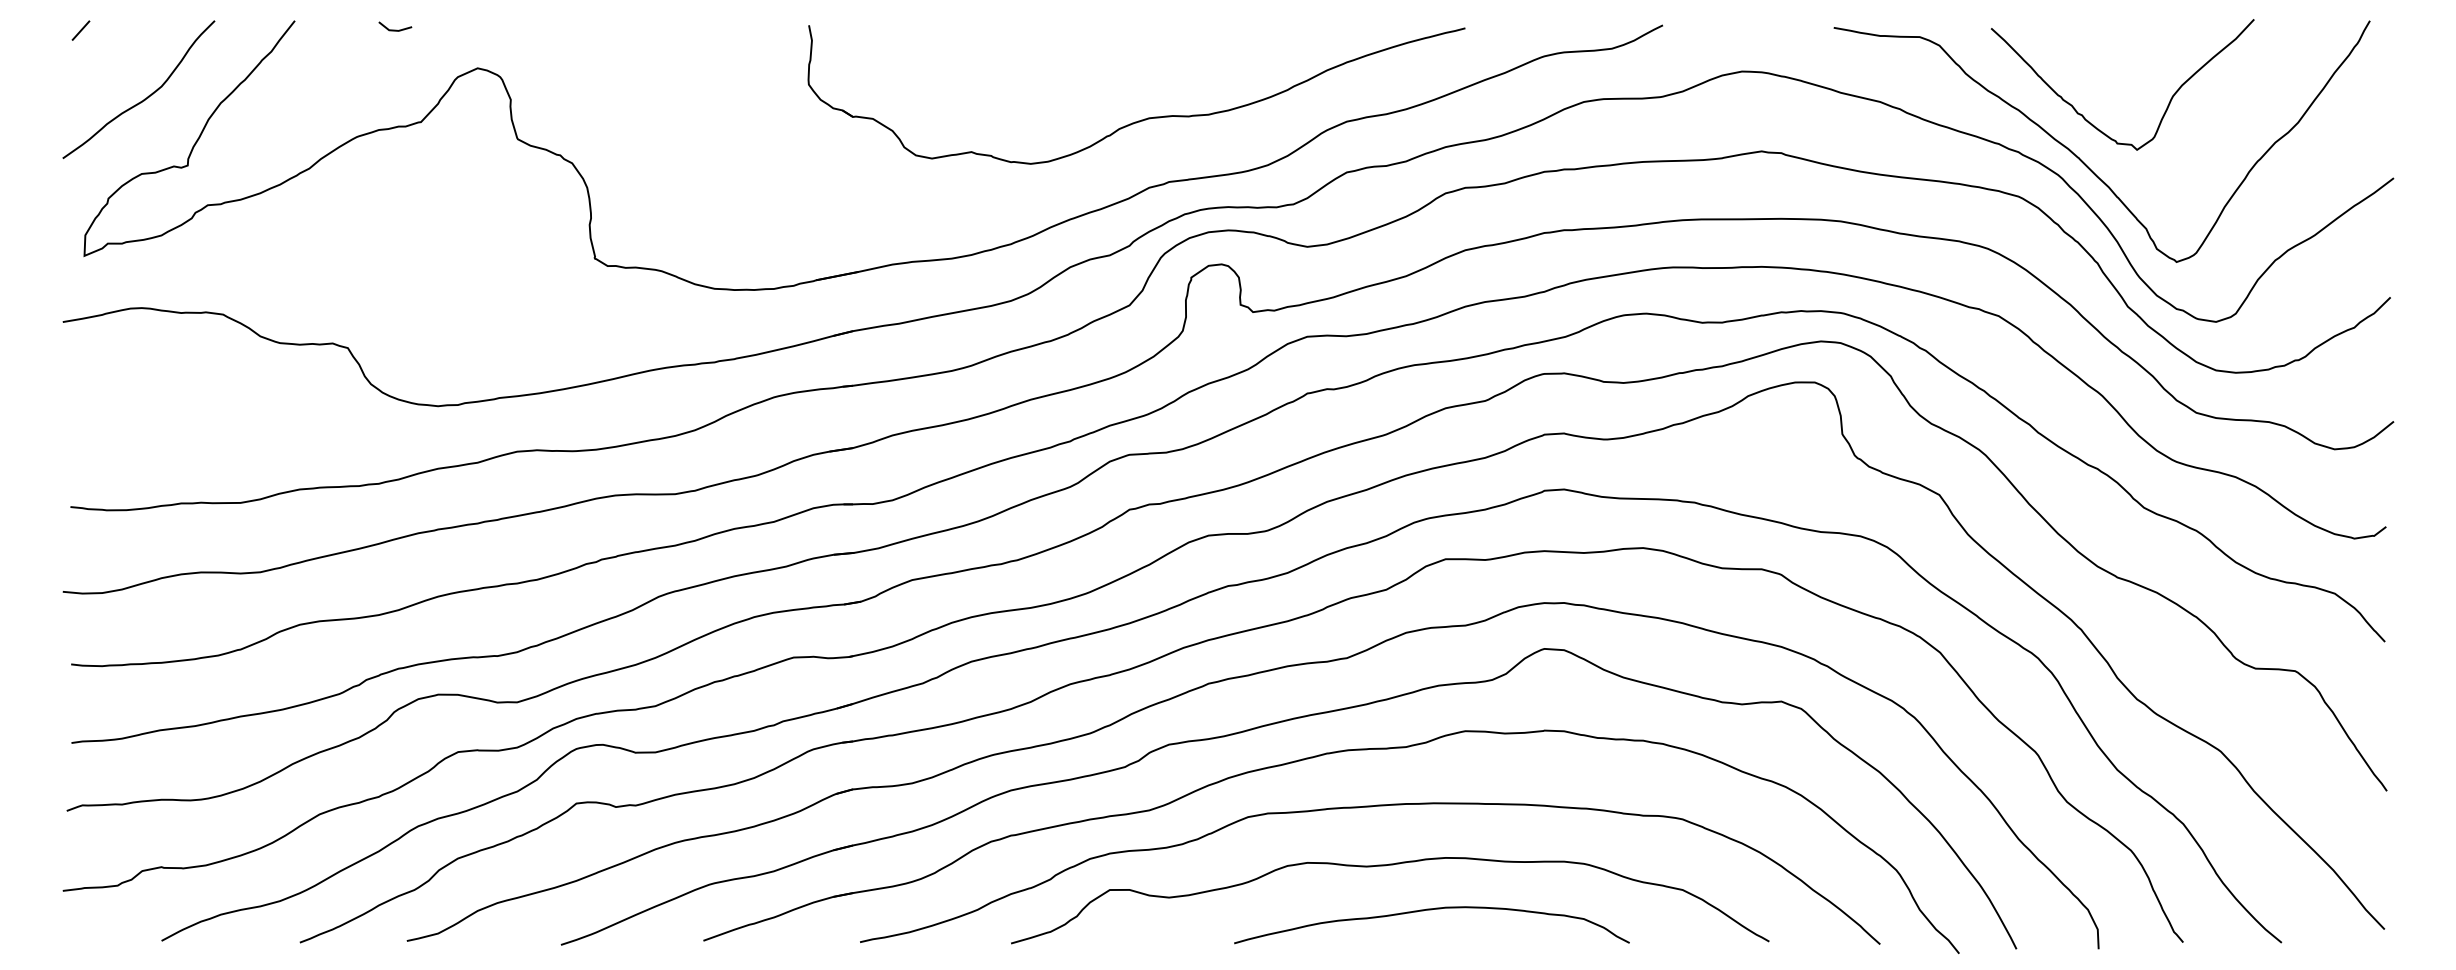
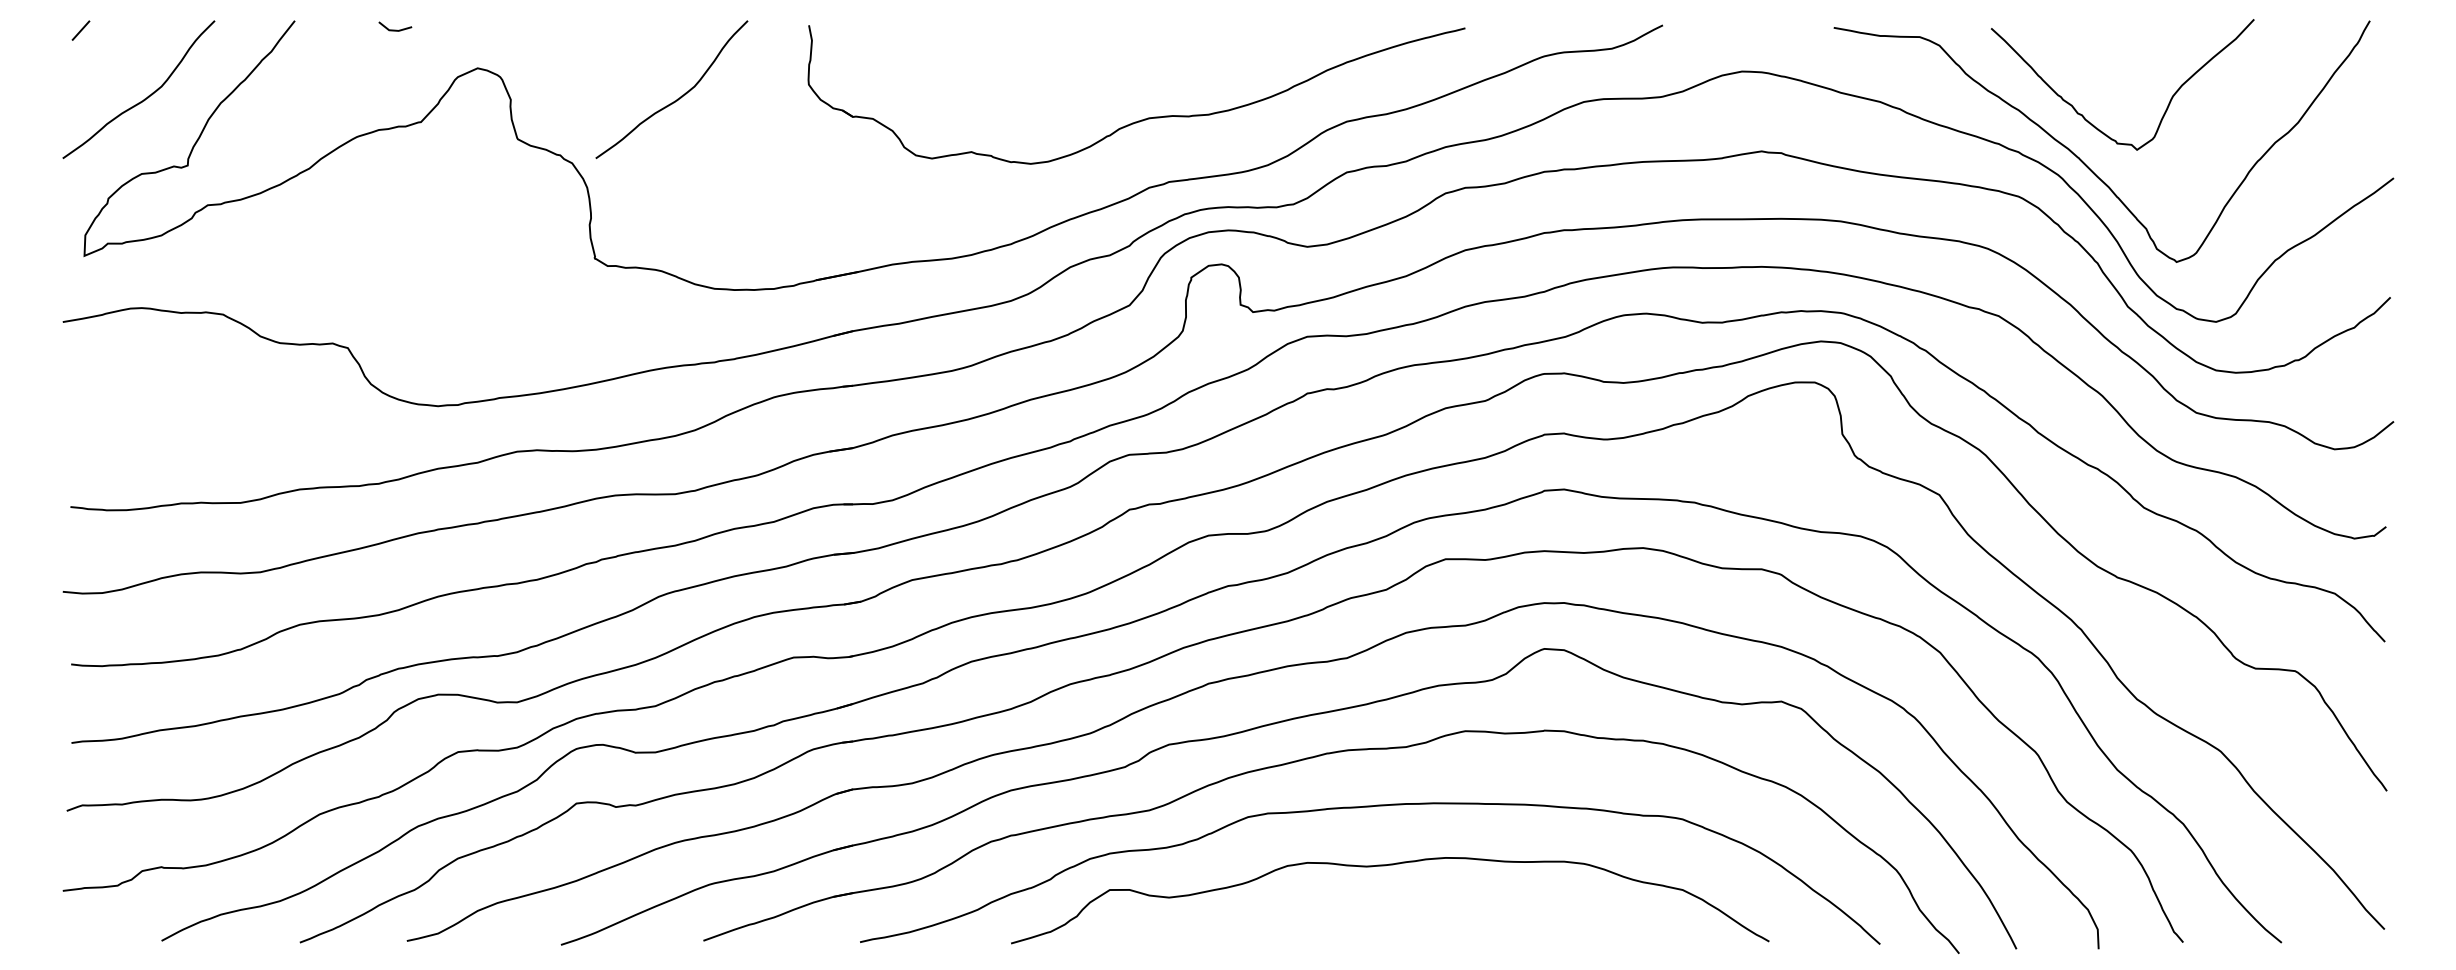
curve: none -> present (677, 98)
curve: present -> none (1431, 910)
